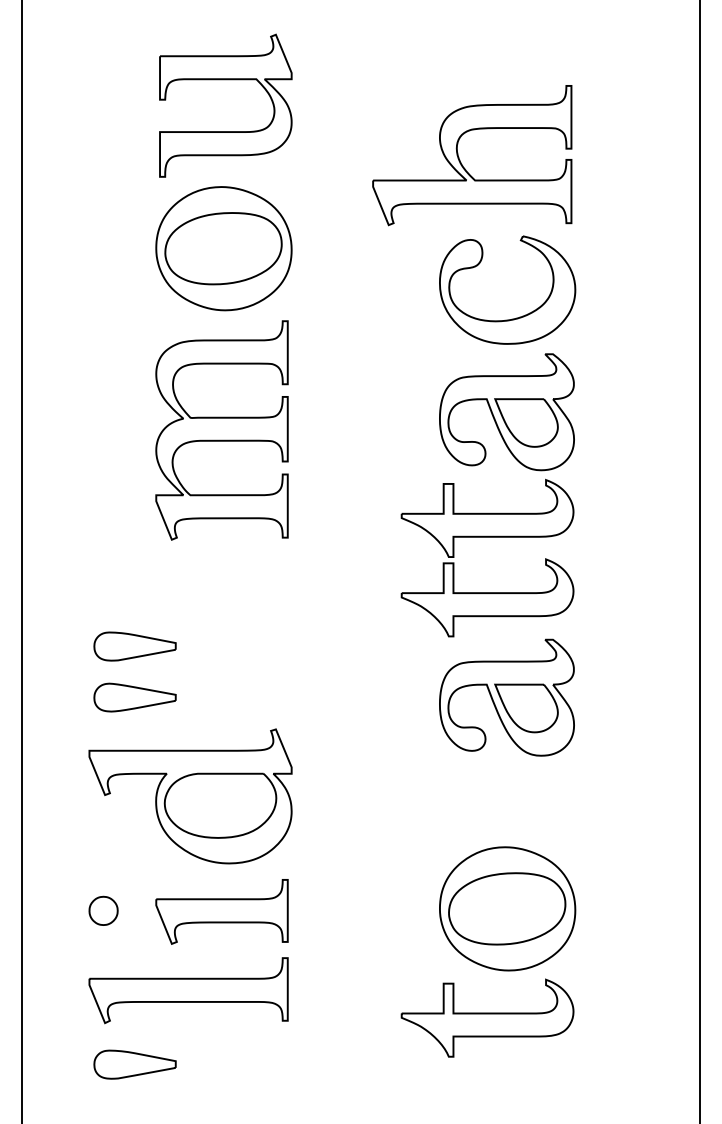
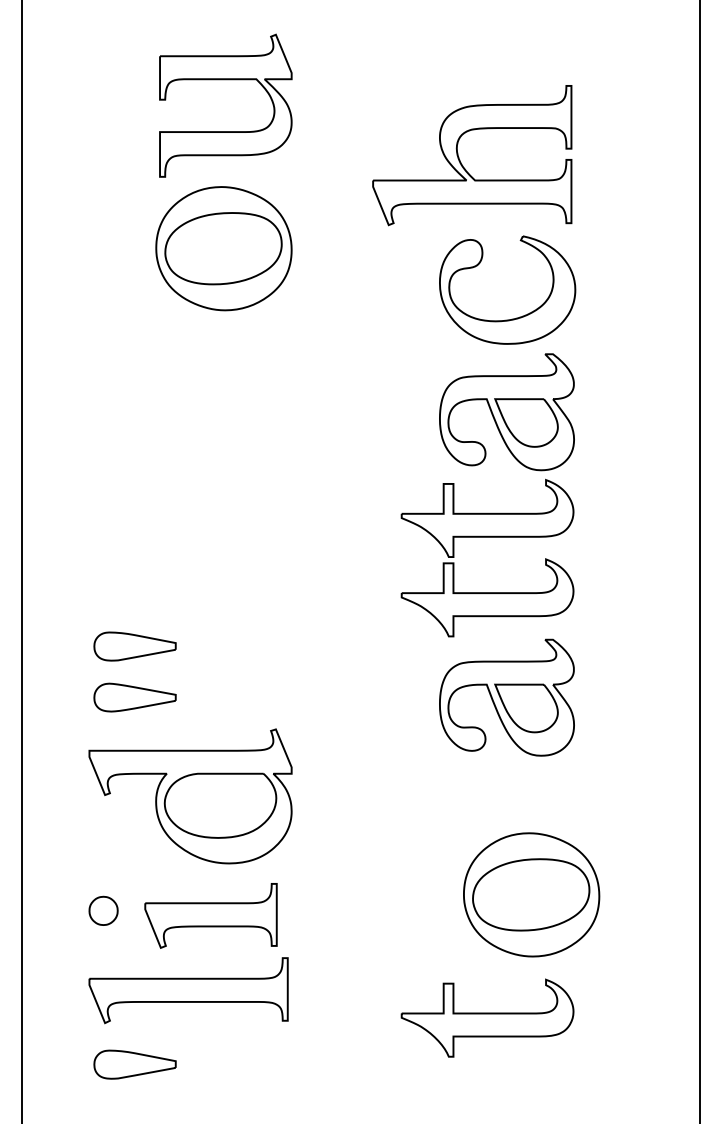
part: present -> none (221, 430)
part position: (507, 908) -> (531, 894) (531, 894)
part position: (221, 911) -> (210, 915) (210, 915)
